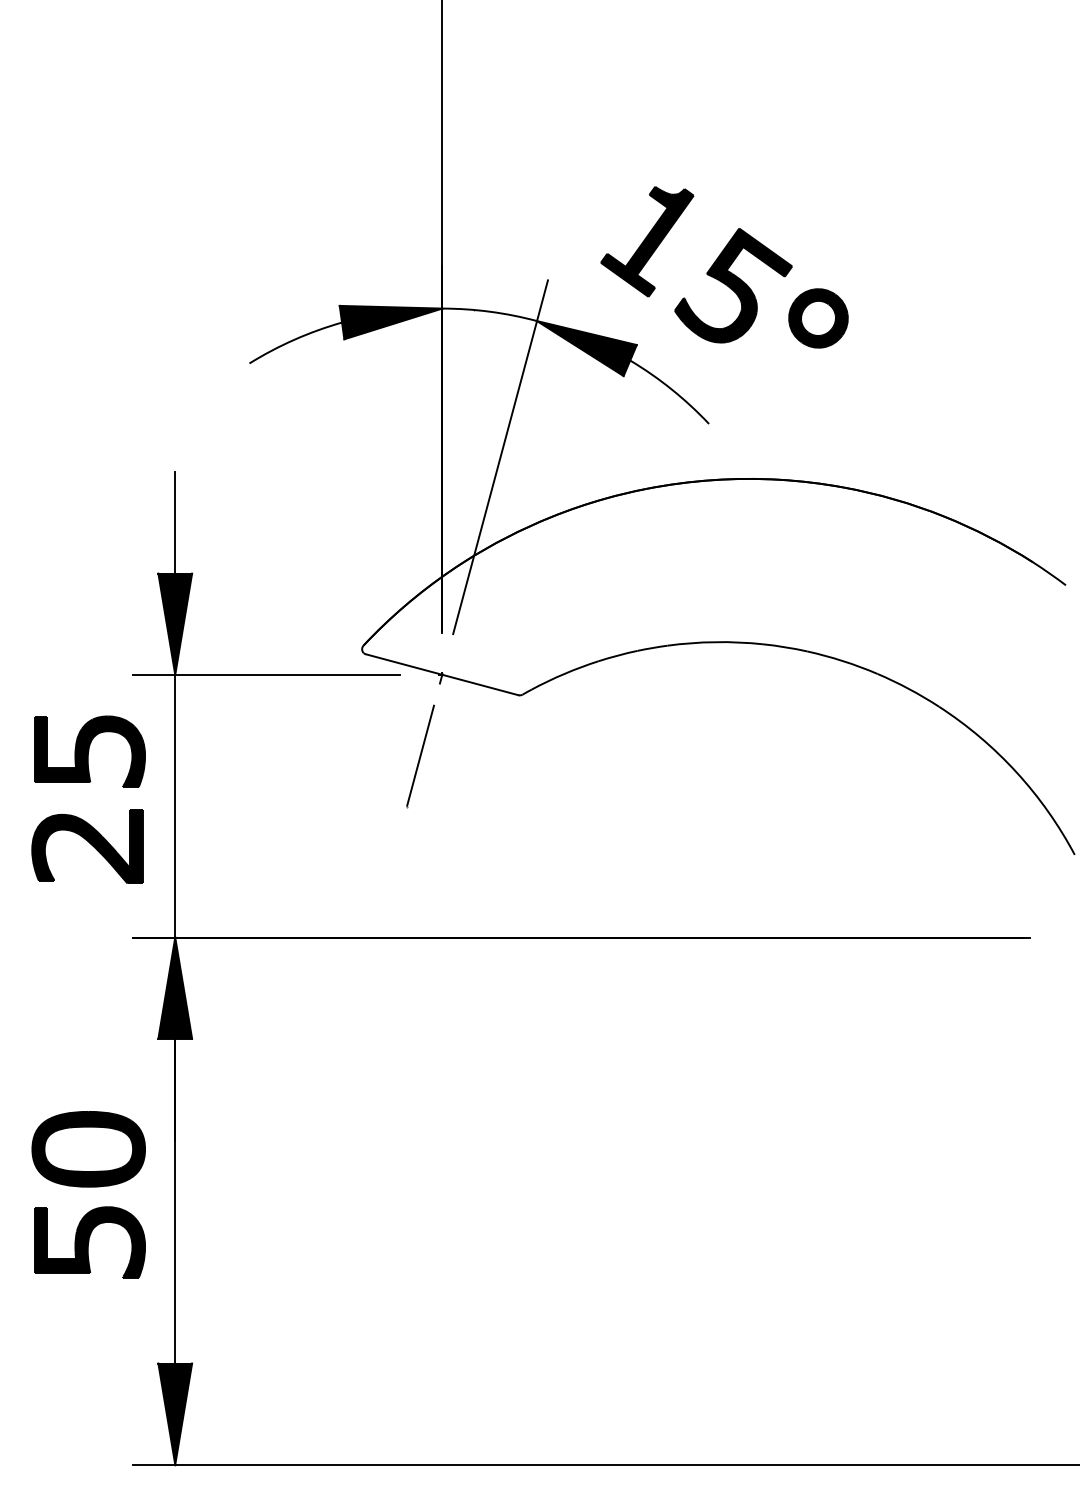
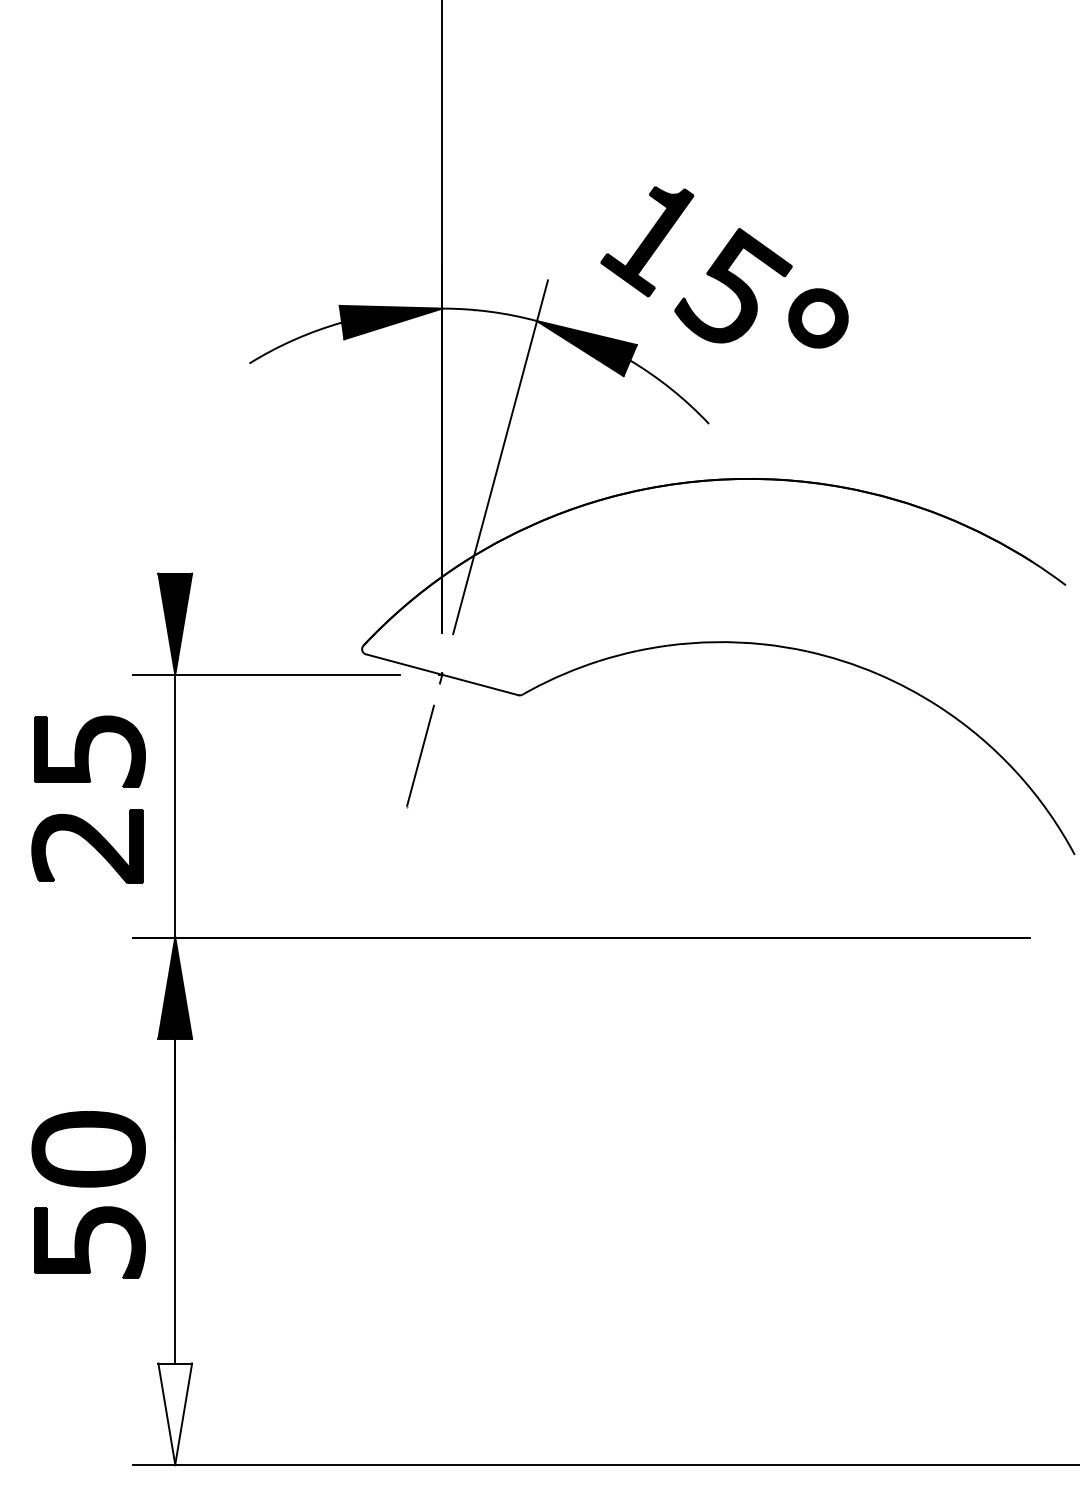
line: present -> none (175, 522)
fill: present -> none (175, 1413)
